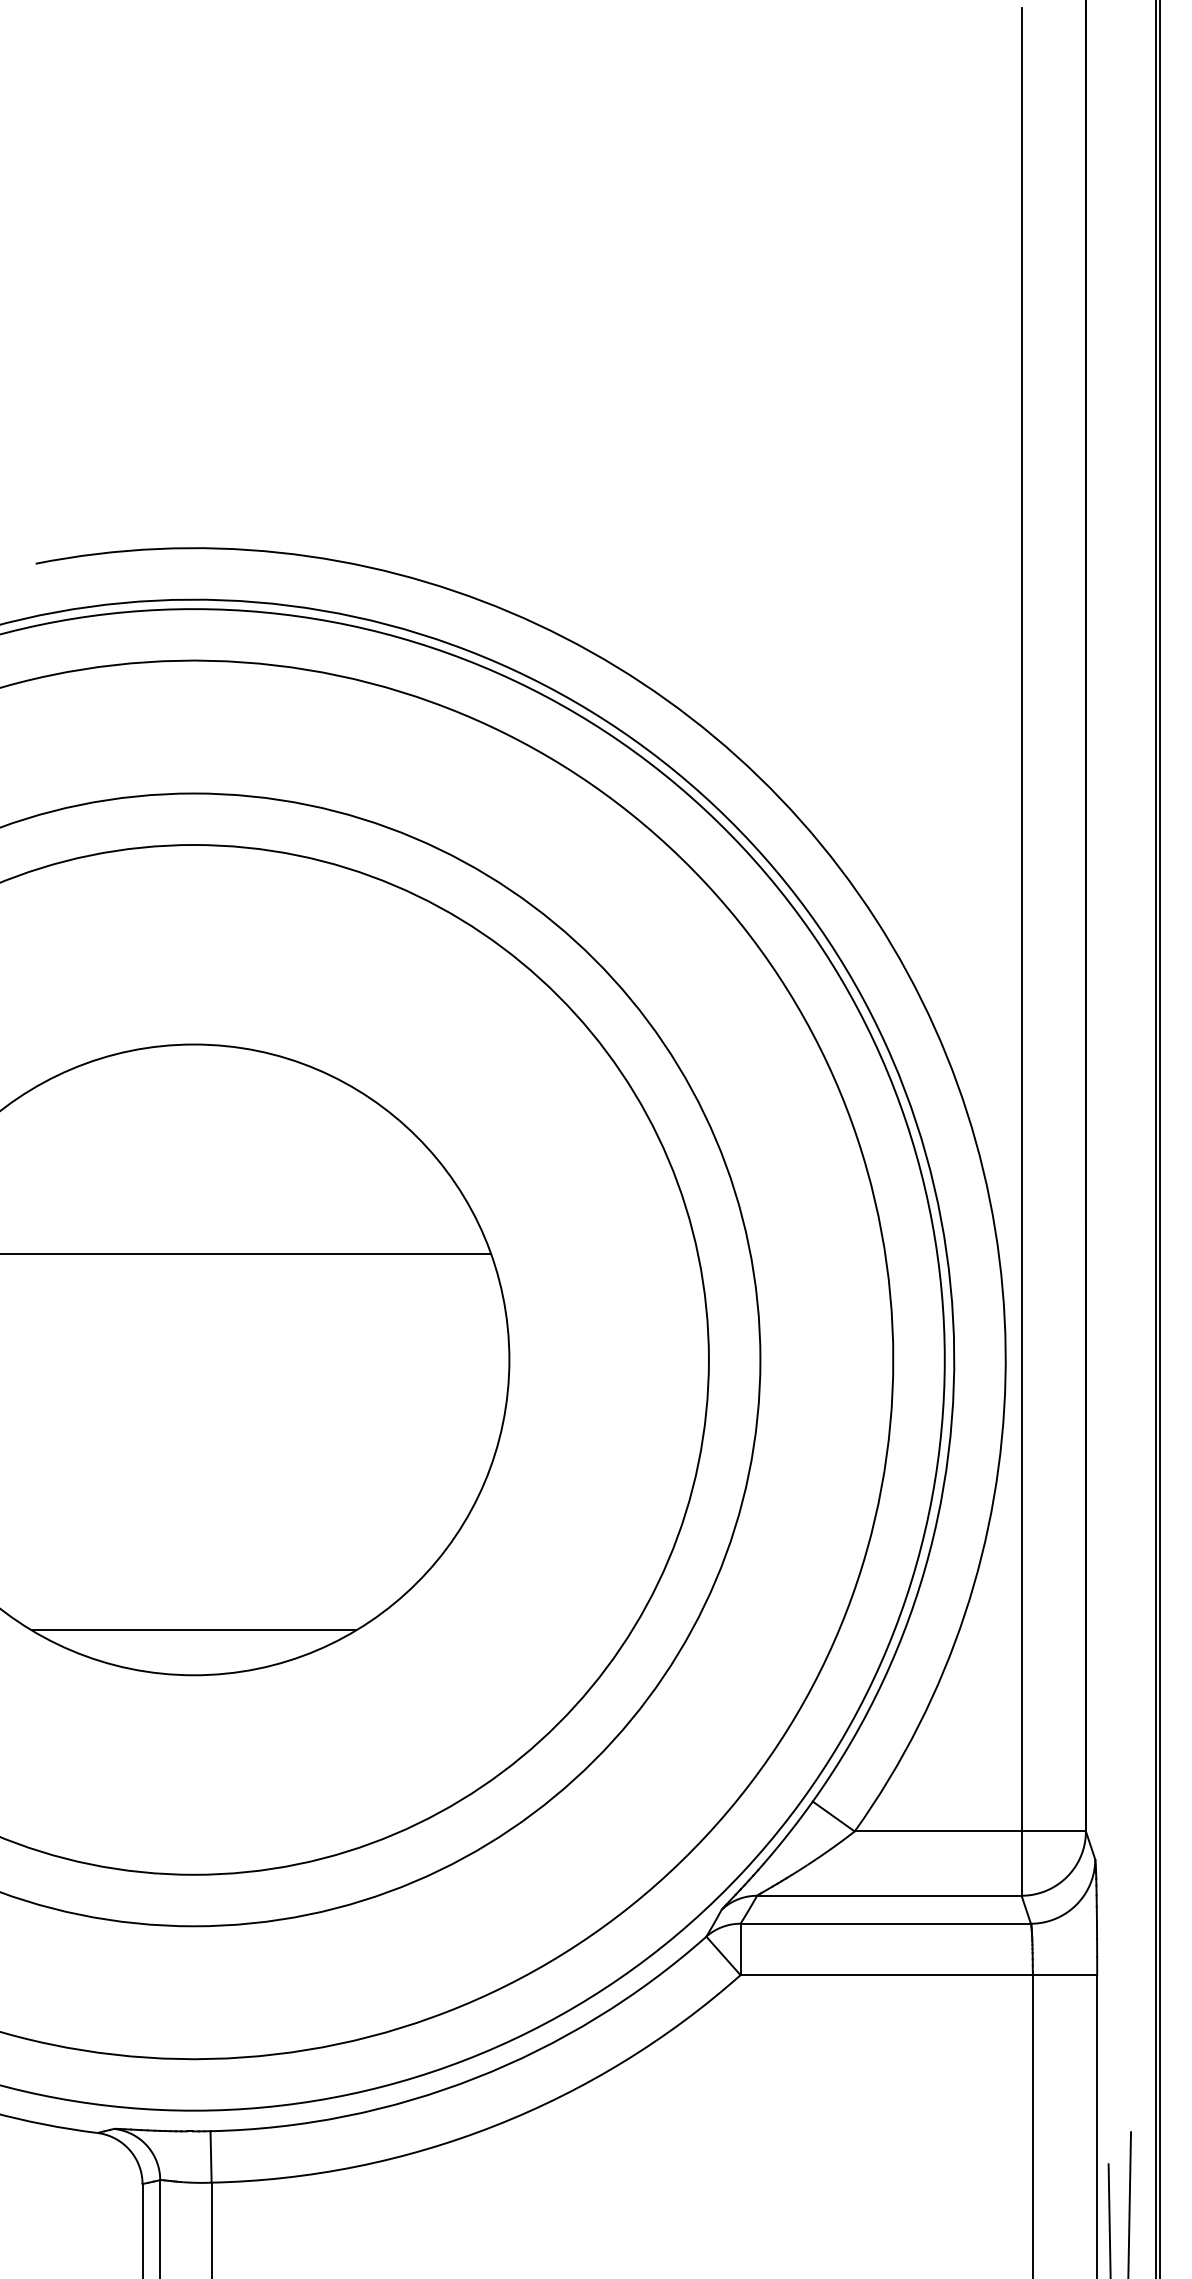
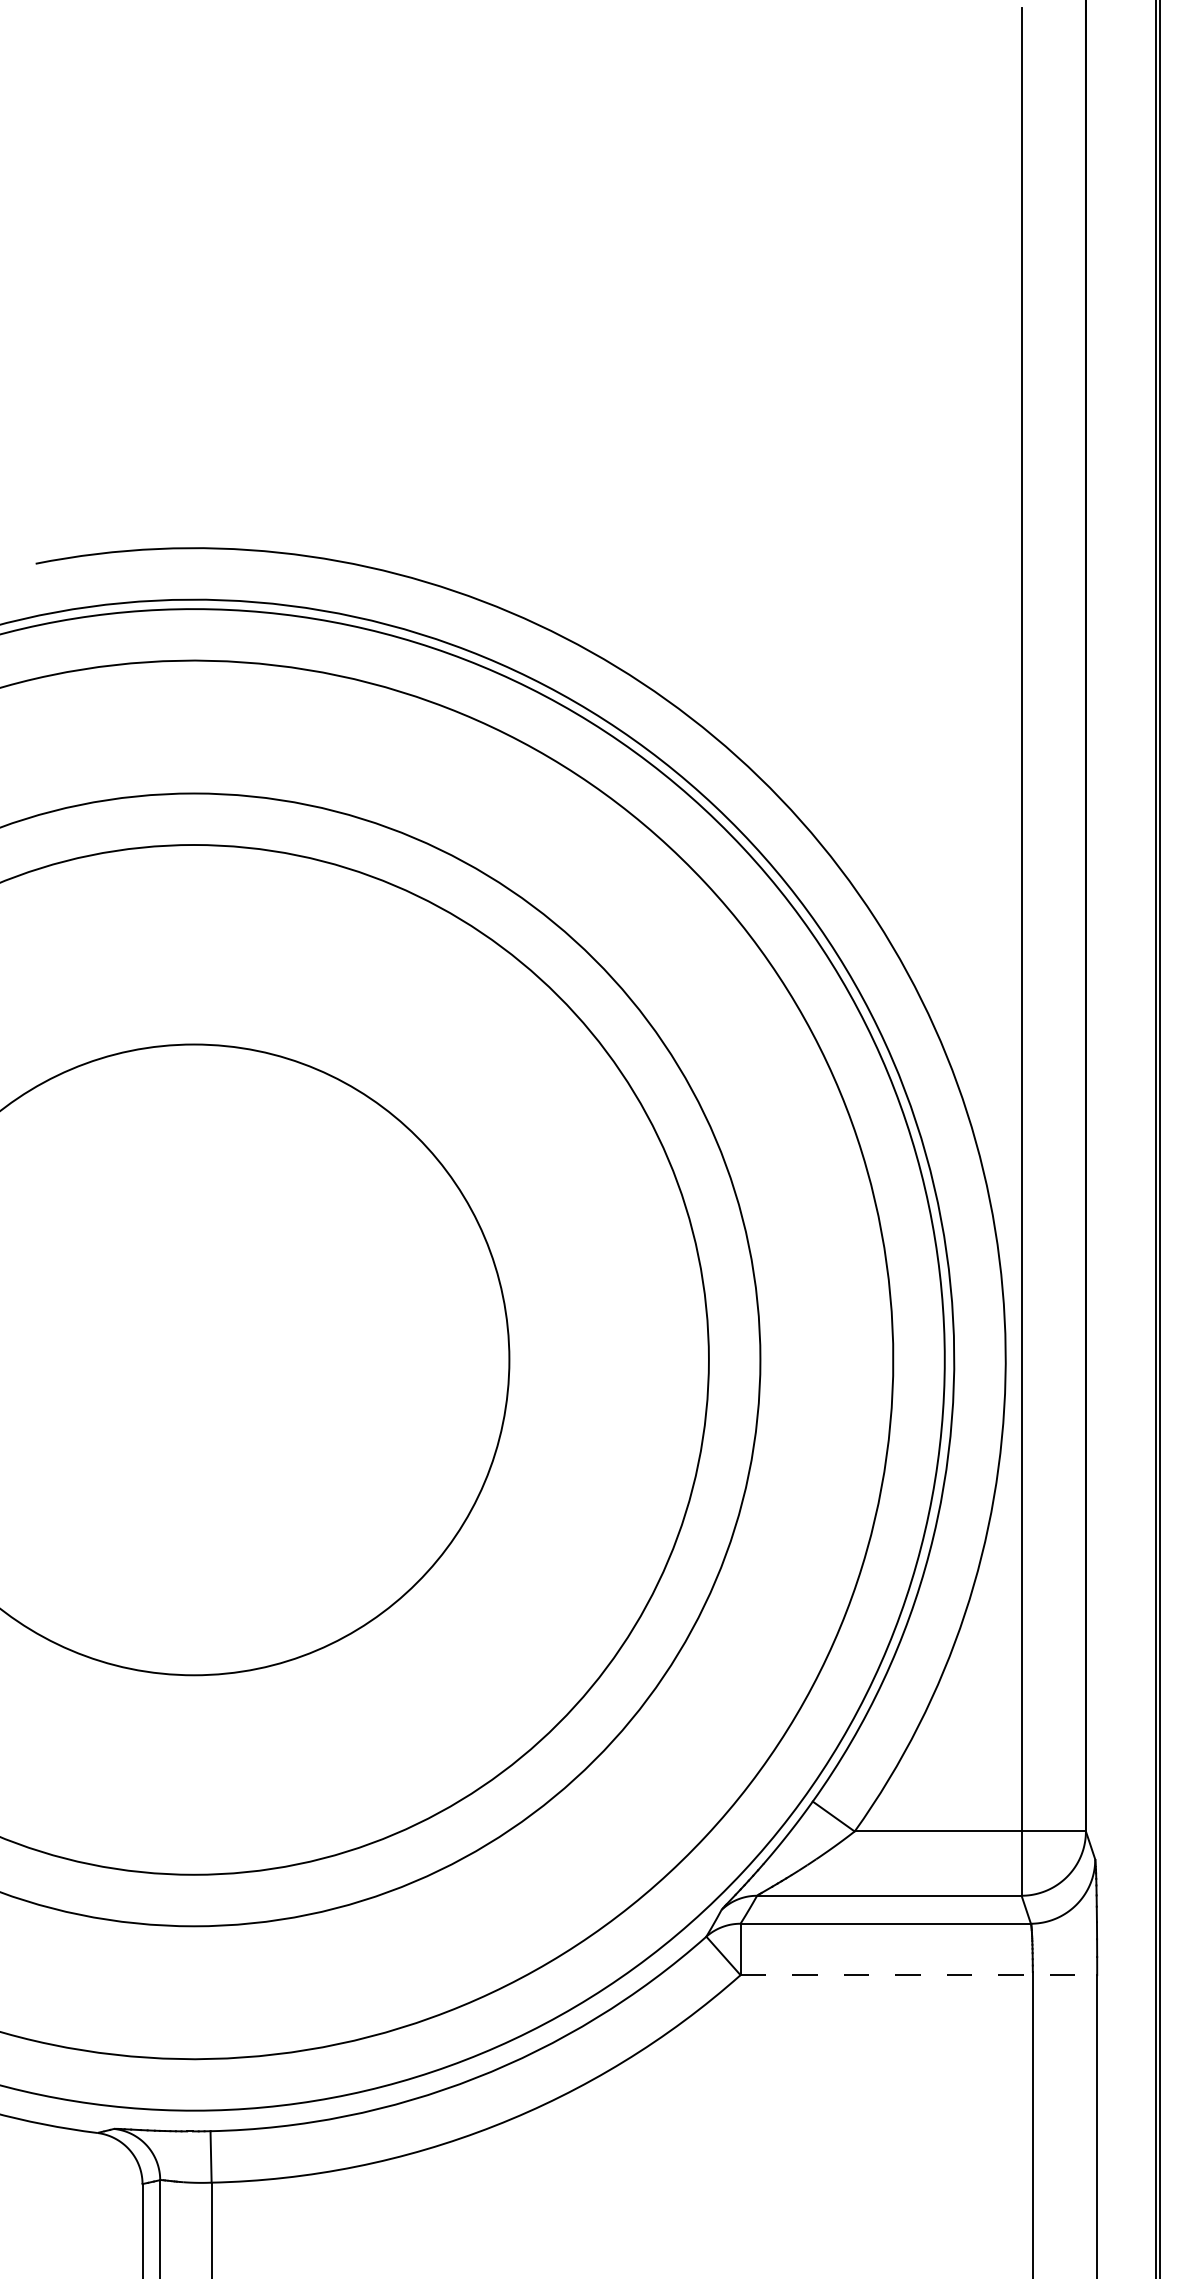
line: present -> none (246, 1254)
line: present -> none (194, 1630)
line: solid -> dashed (919, 1975)
line: present -> none (1129, 2203)
line: present -> none (1109, 2219)
